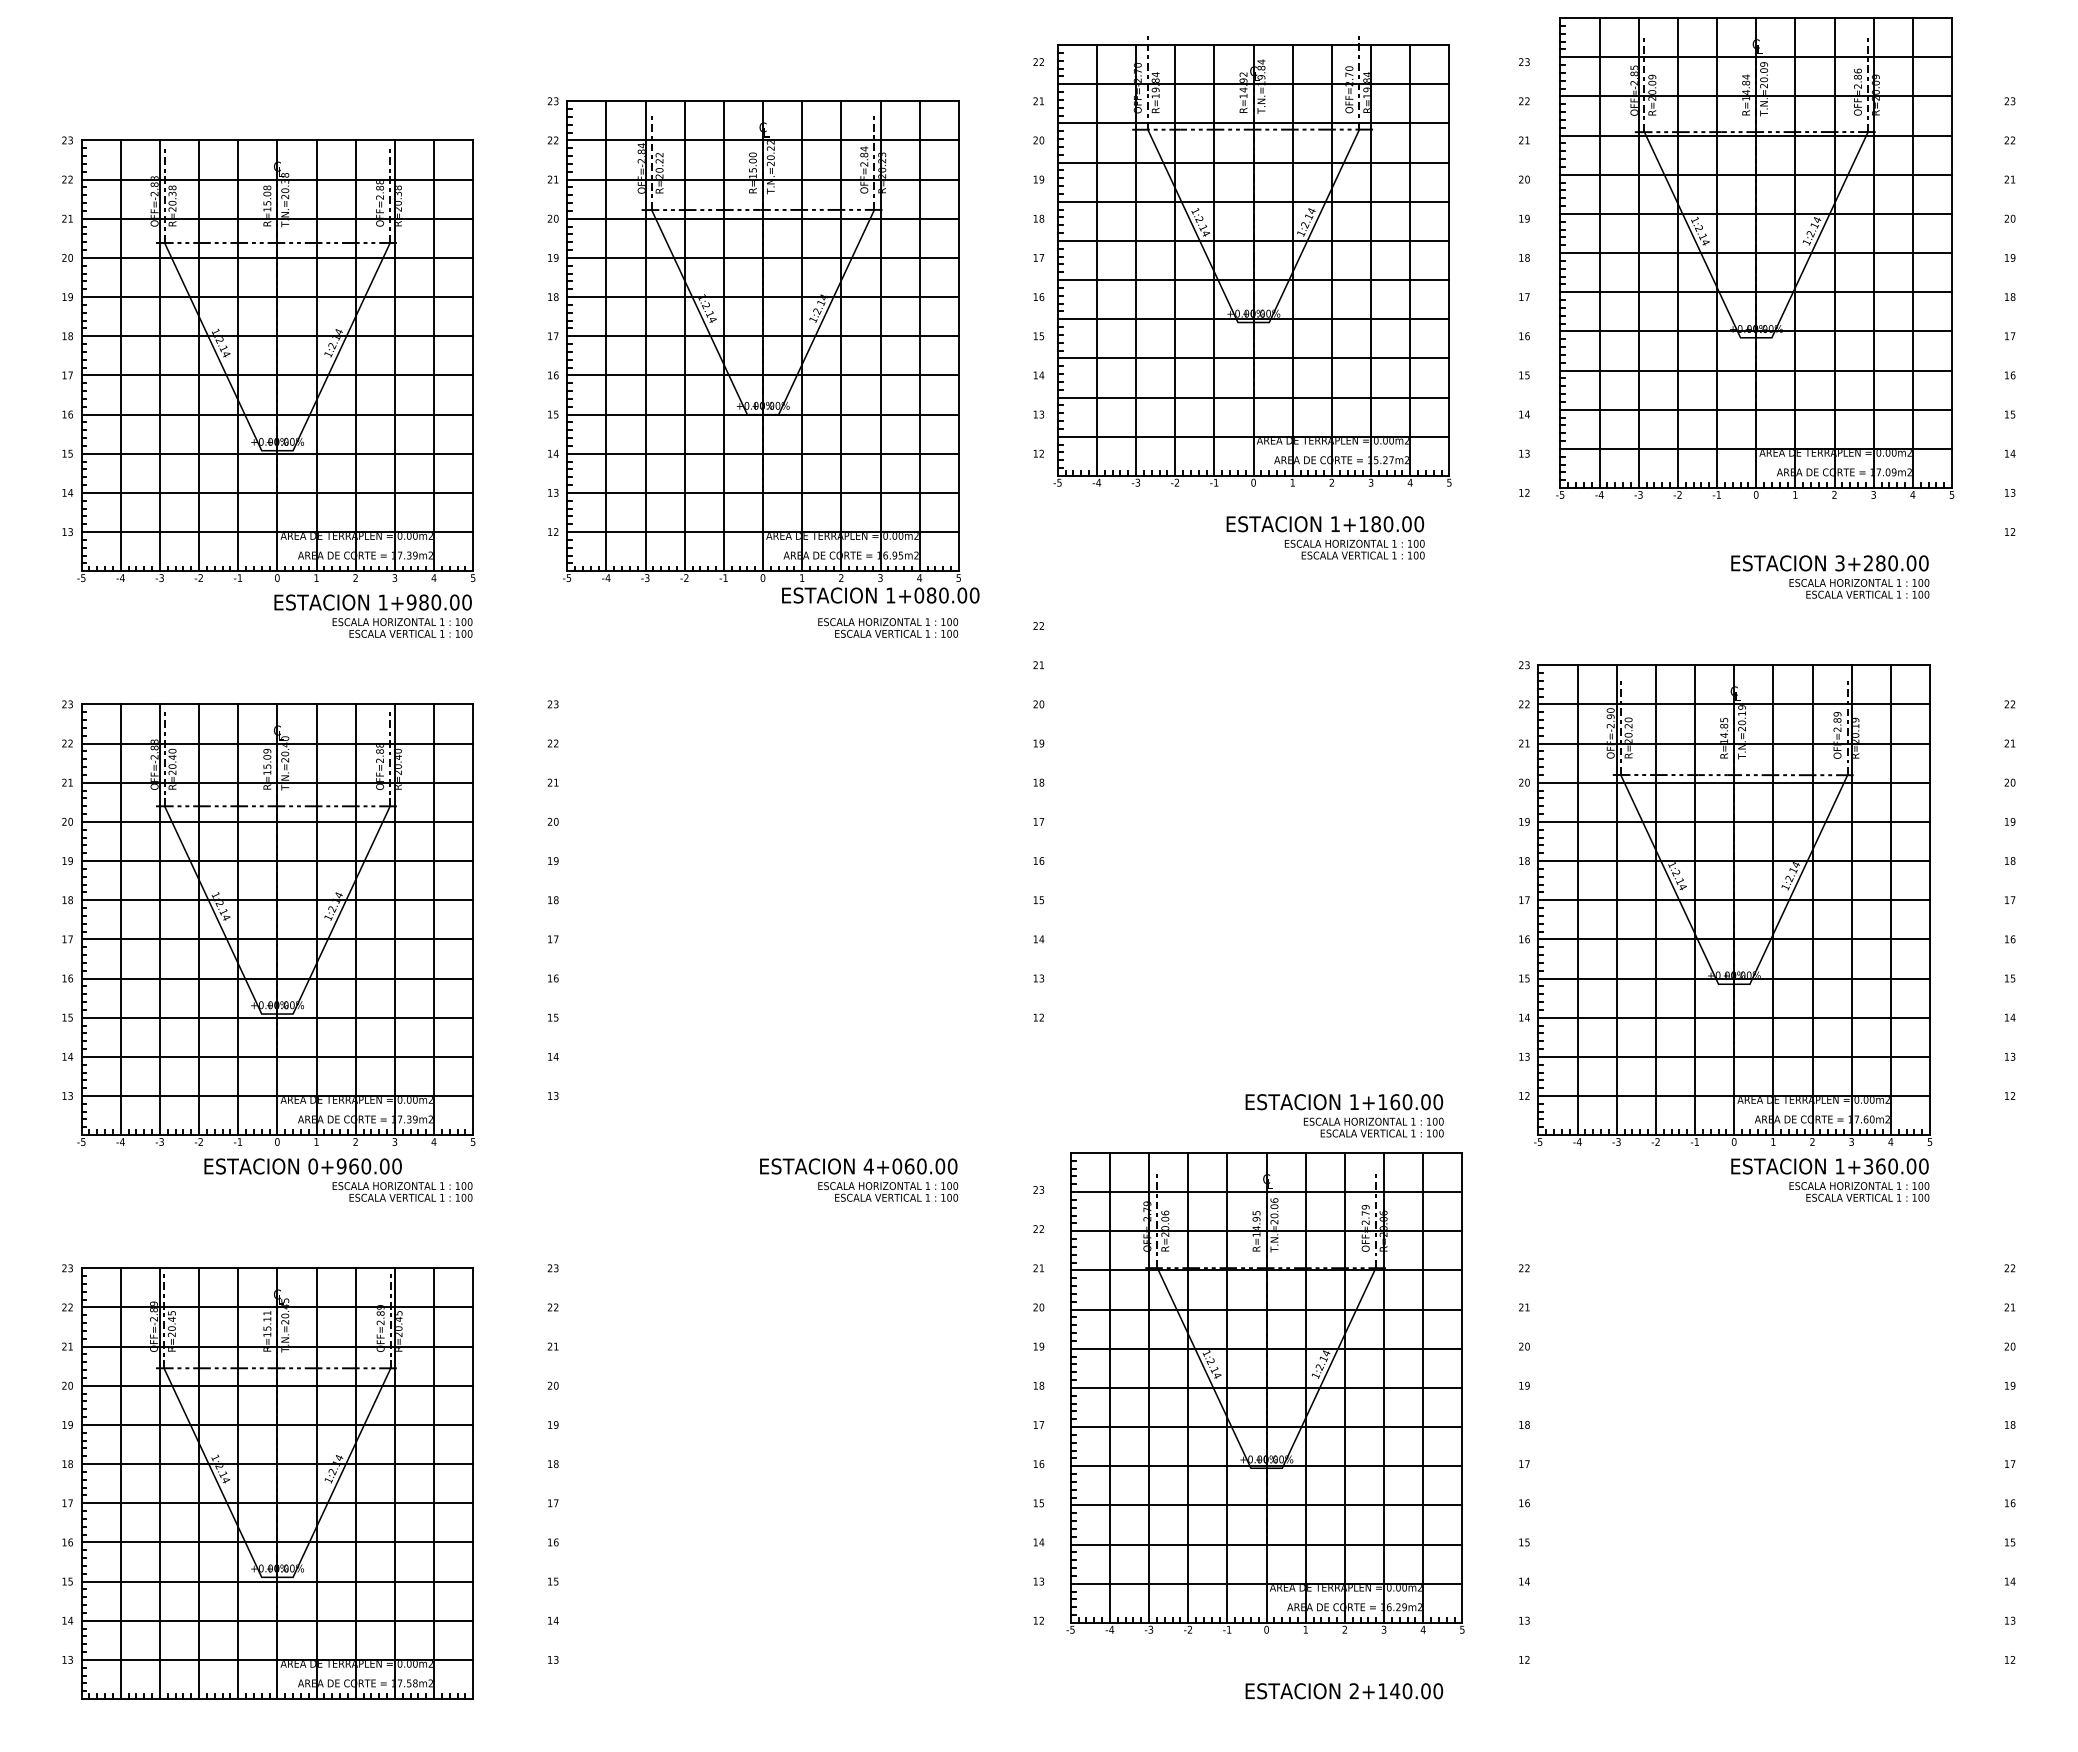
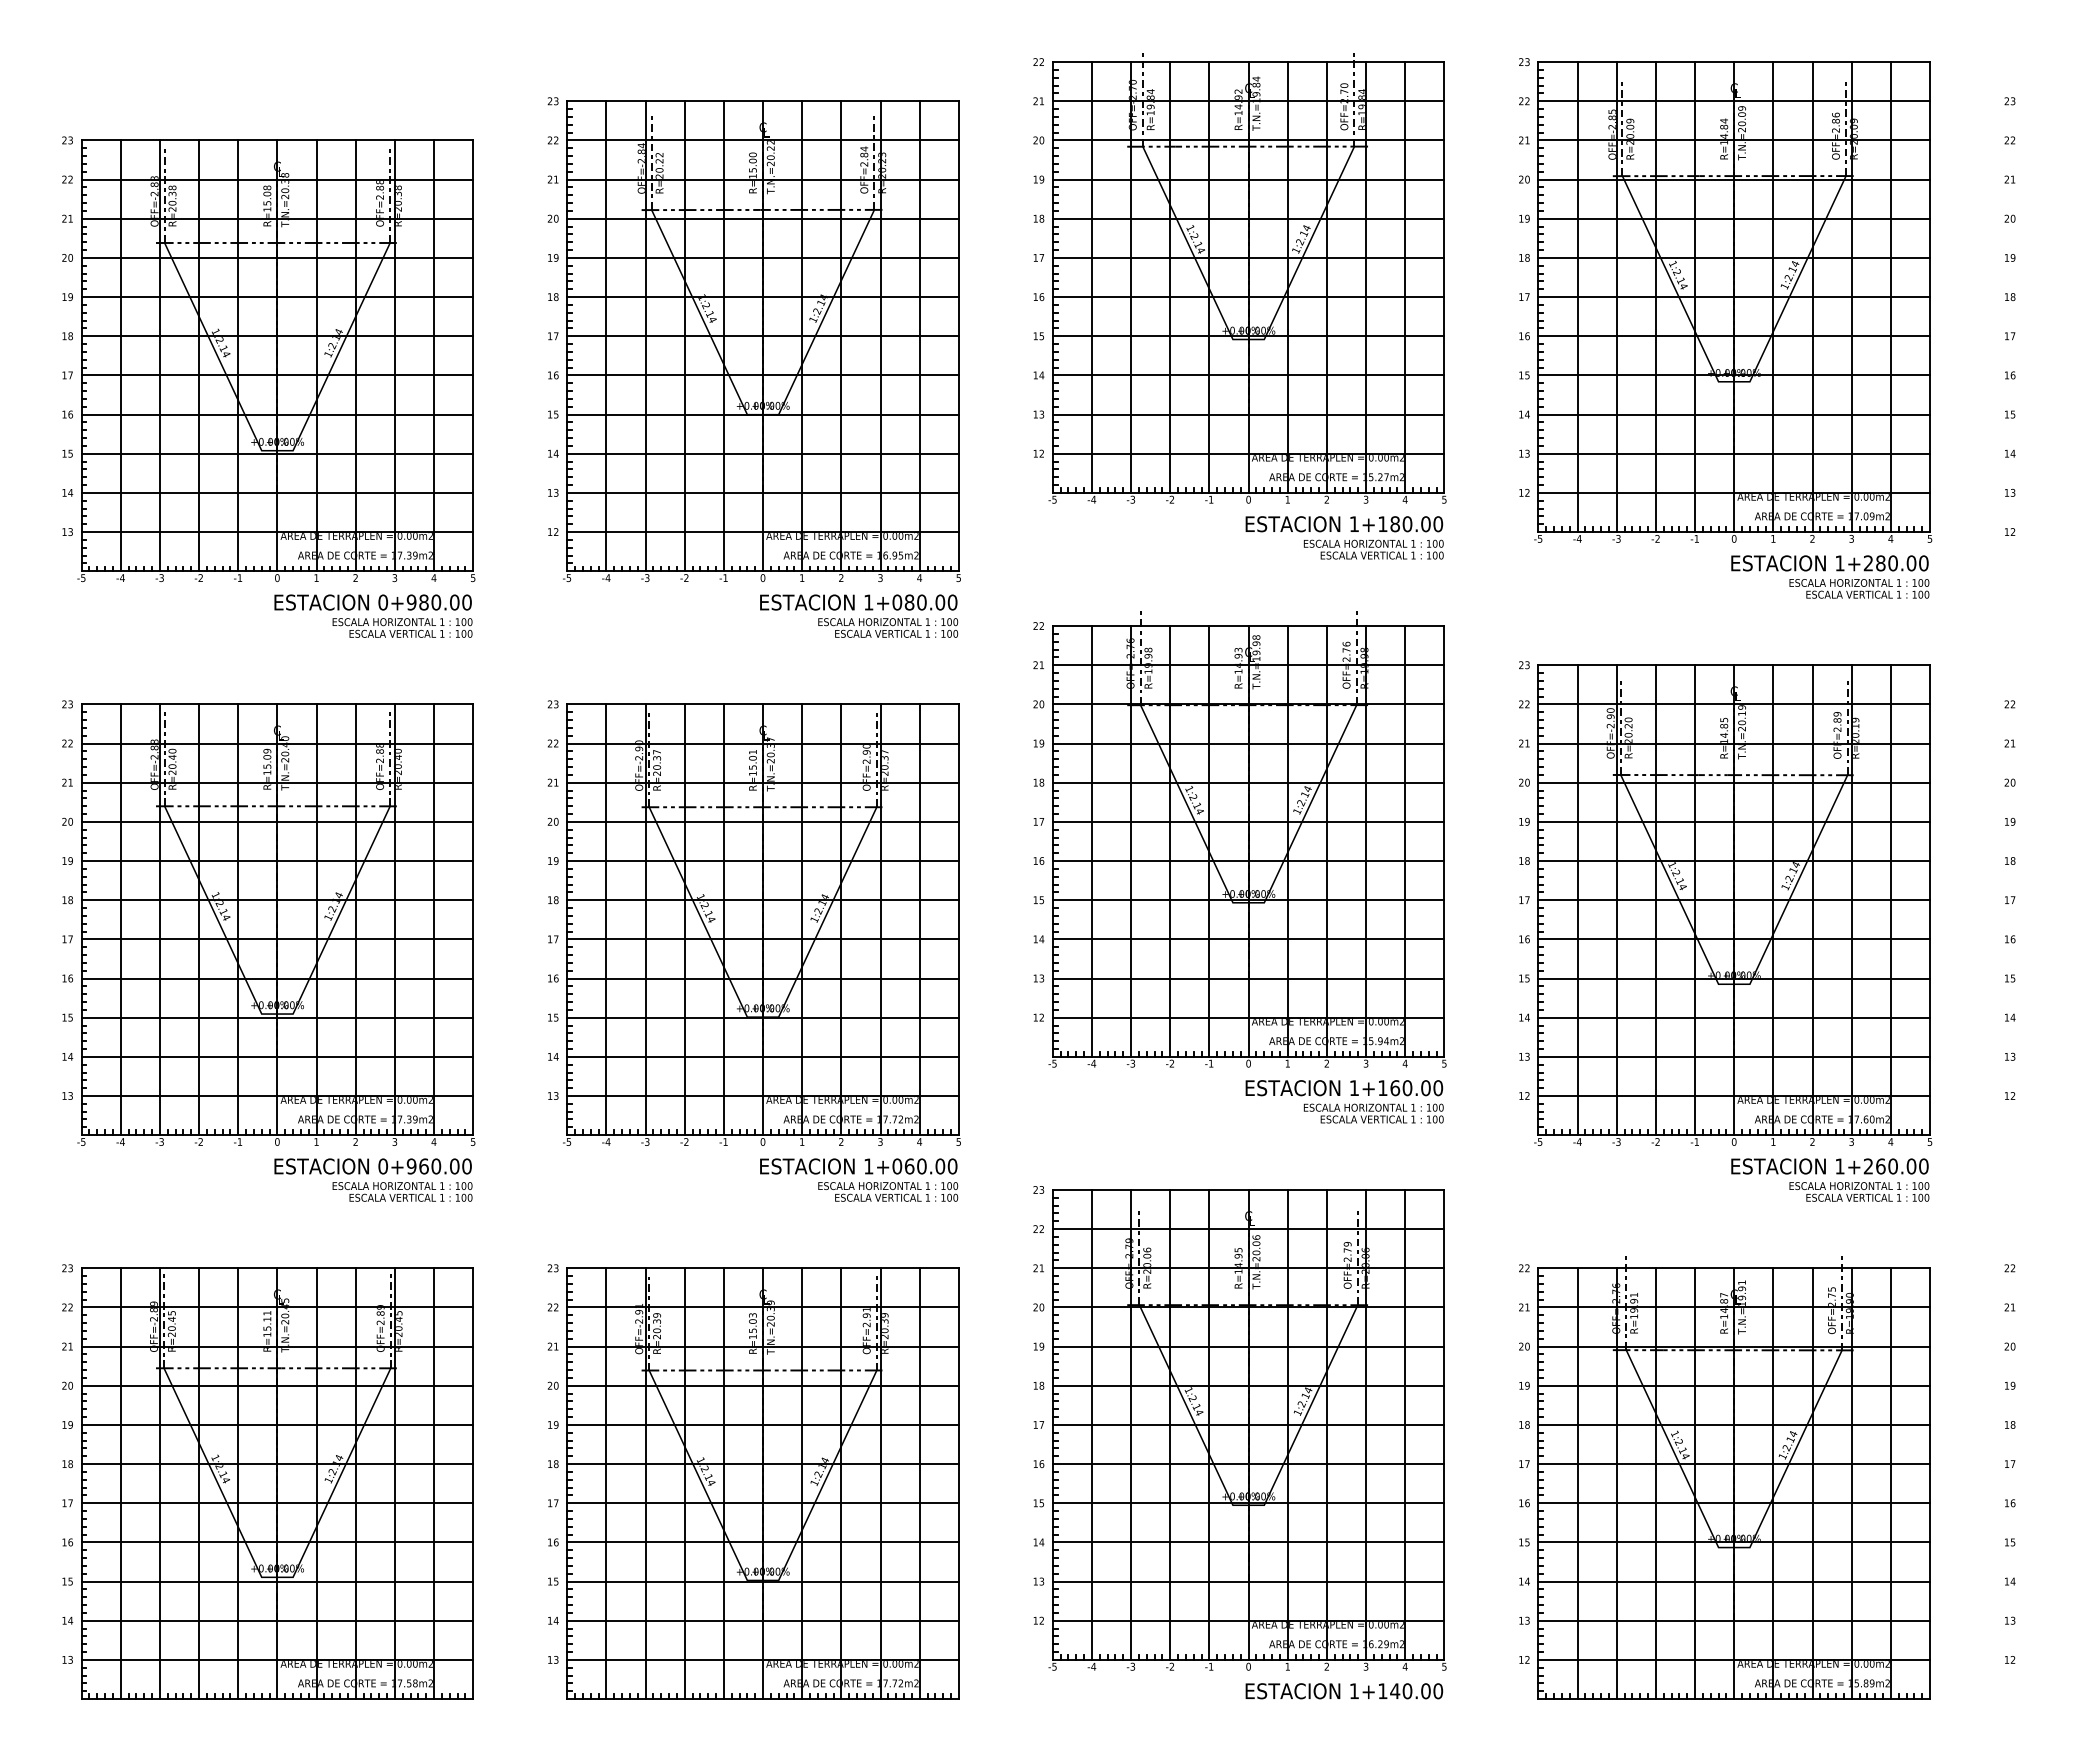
part position: (1755, 257) -> (1733, 301) (1733, 301)
part position: (1252, 261) -> (1247, 278) (1247, 278)
text position: (1325, 537) -> (1344, 537) (1344, 537)
text: 3+280.00 -> 1+280.00 (1839, 563)
text position: (880, 595) -> (858, 602) (858, 602)
text: 1+980.00 -> 0+980.00 (383, 602)
part: none -> present (1247, 839)
part: none -> present (761, 924)
text position: (1344, 1115) -> (1344, 1101) (1344, 1101)
text position: (302, 1166) -> (372, 1166) (372, 1166)
text: 4+060.00 -> 1+060.00 (868, 1166)
text: 1+360.00 -> 1+260.00 (1868, 1166)
part position: (1265, 1392) -> (1247, 1429) (1247, 1429)
part: none -> present (1733, 1477)
part: none -> present (762, 1483)
text: 2+140.00 -> 1+140.00 (1353, 1690)
